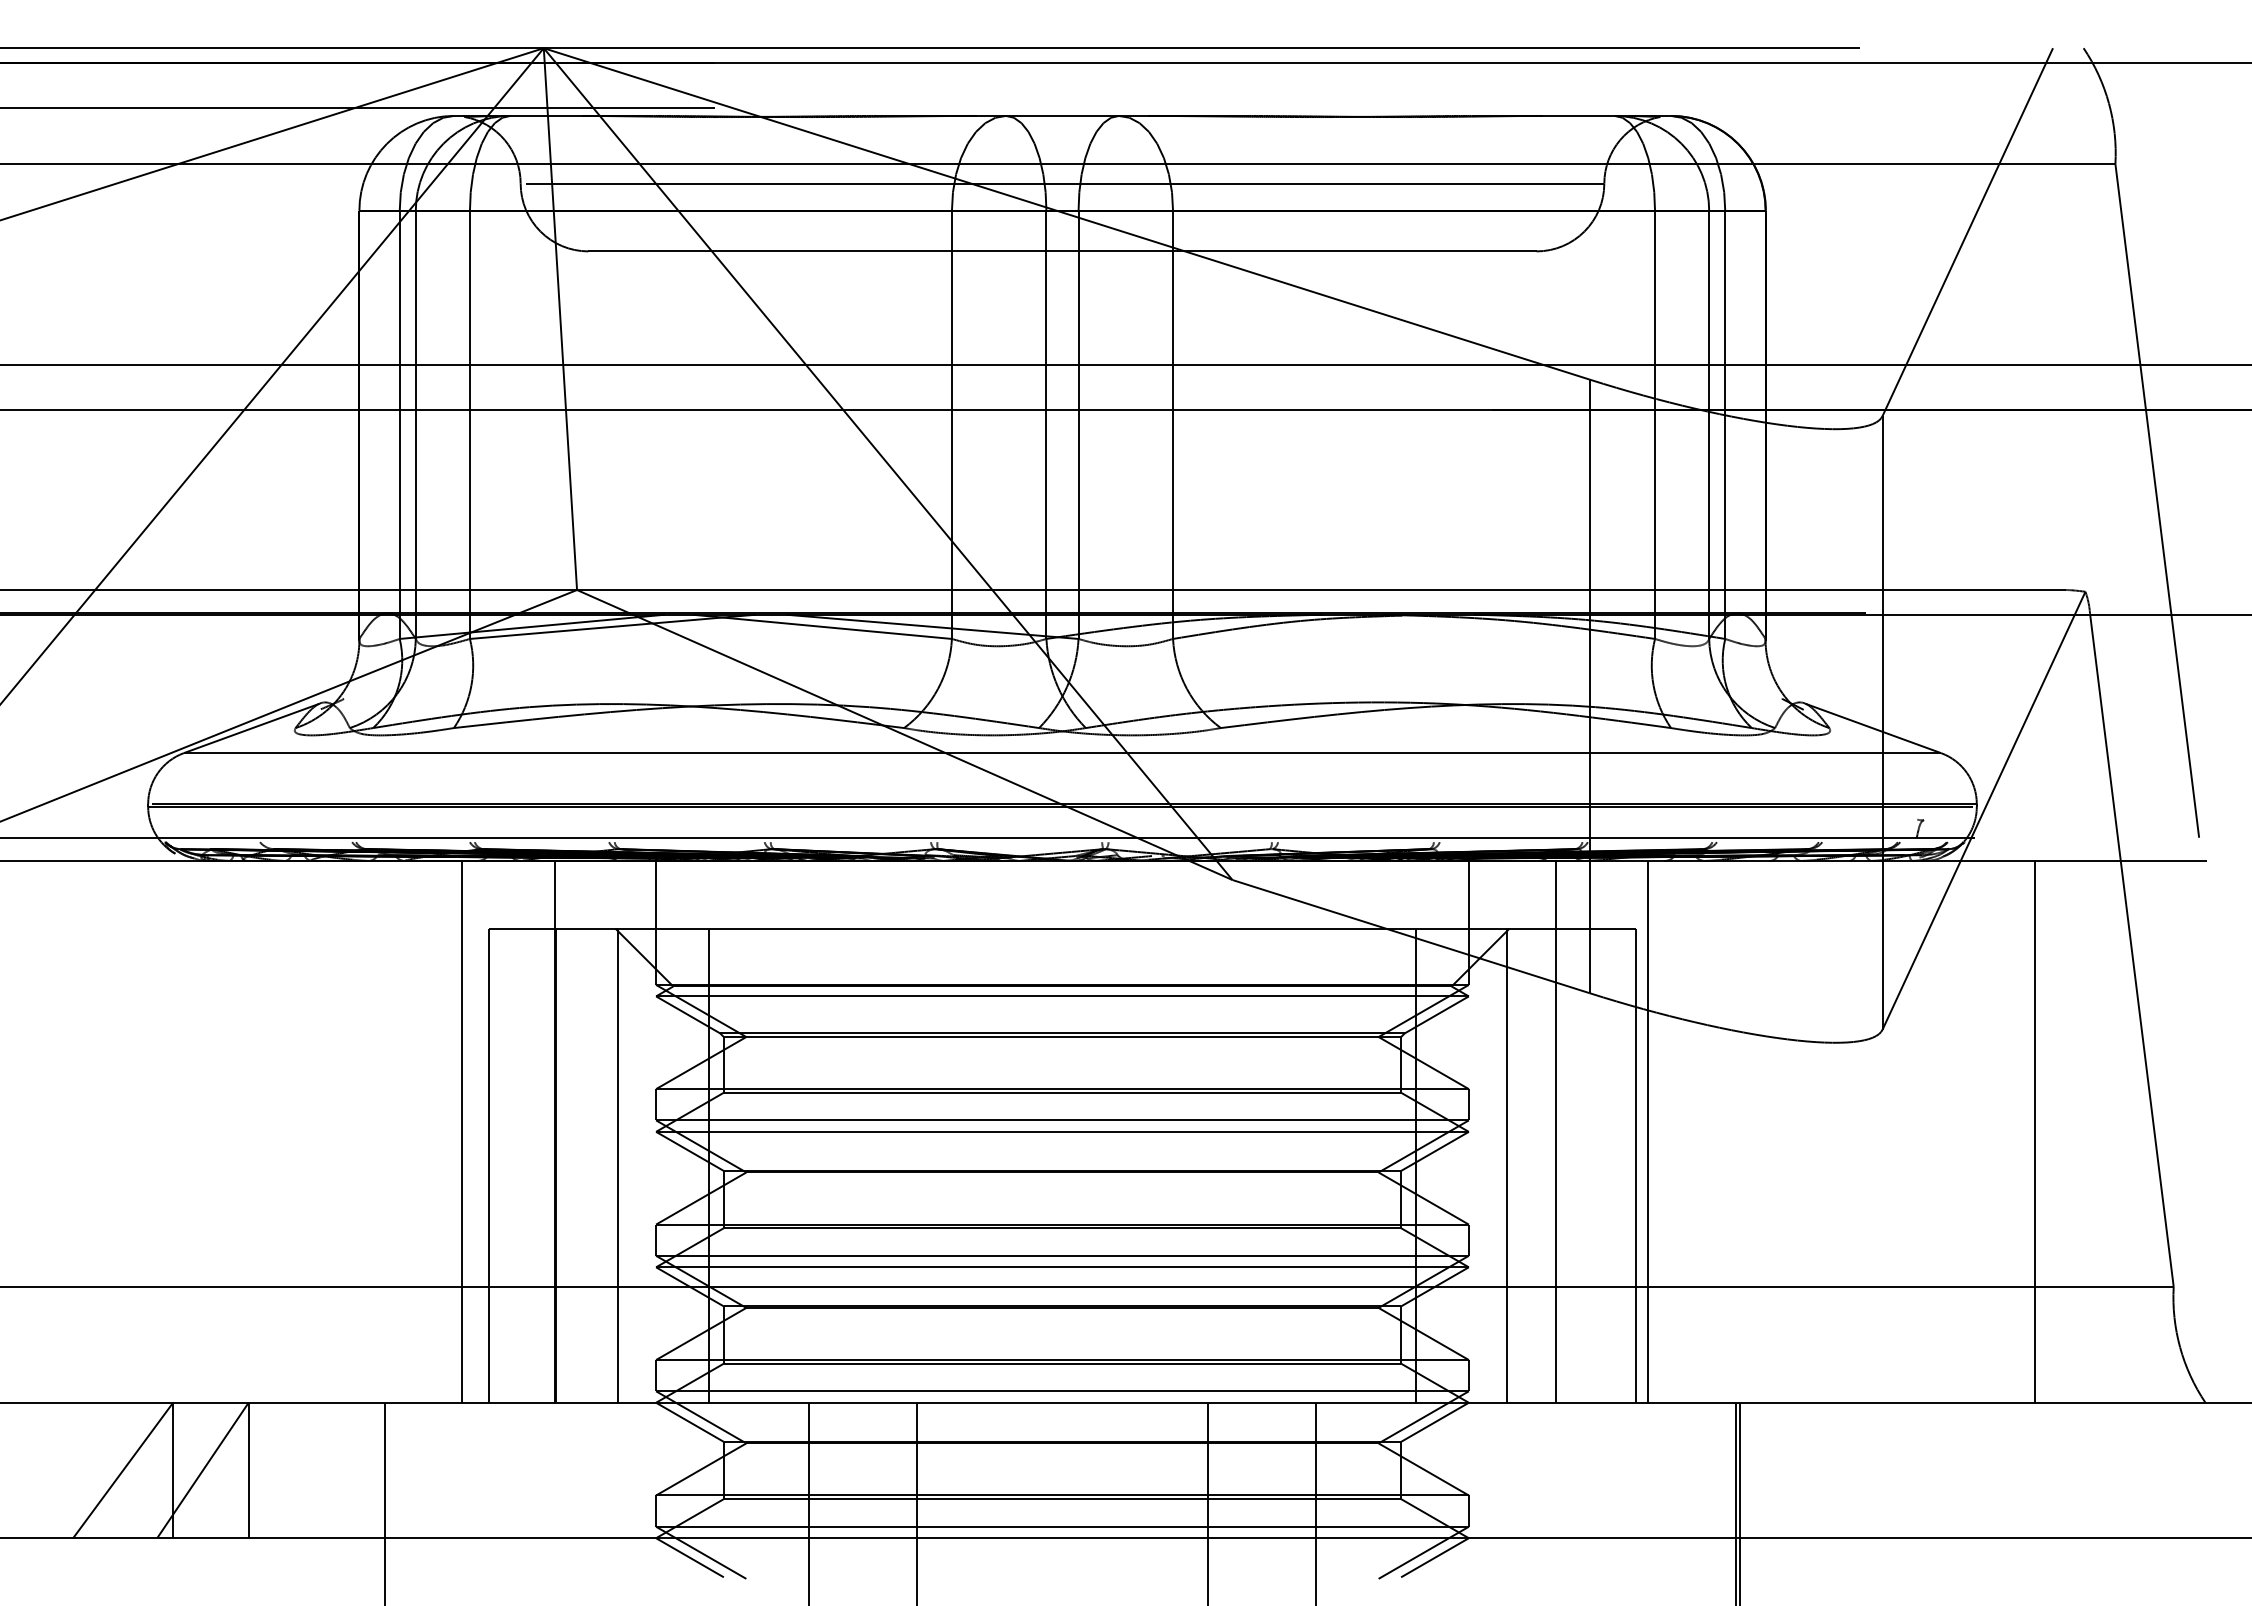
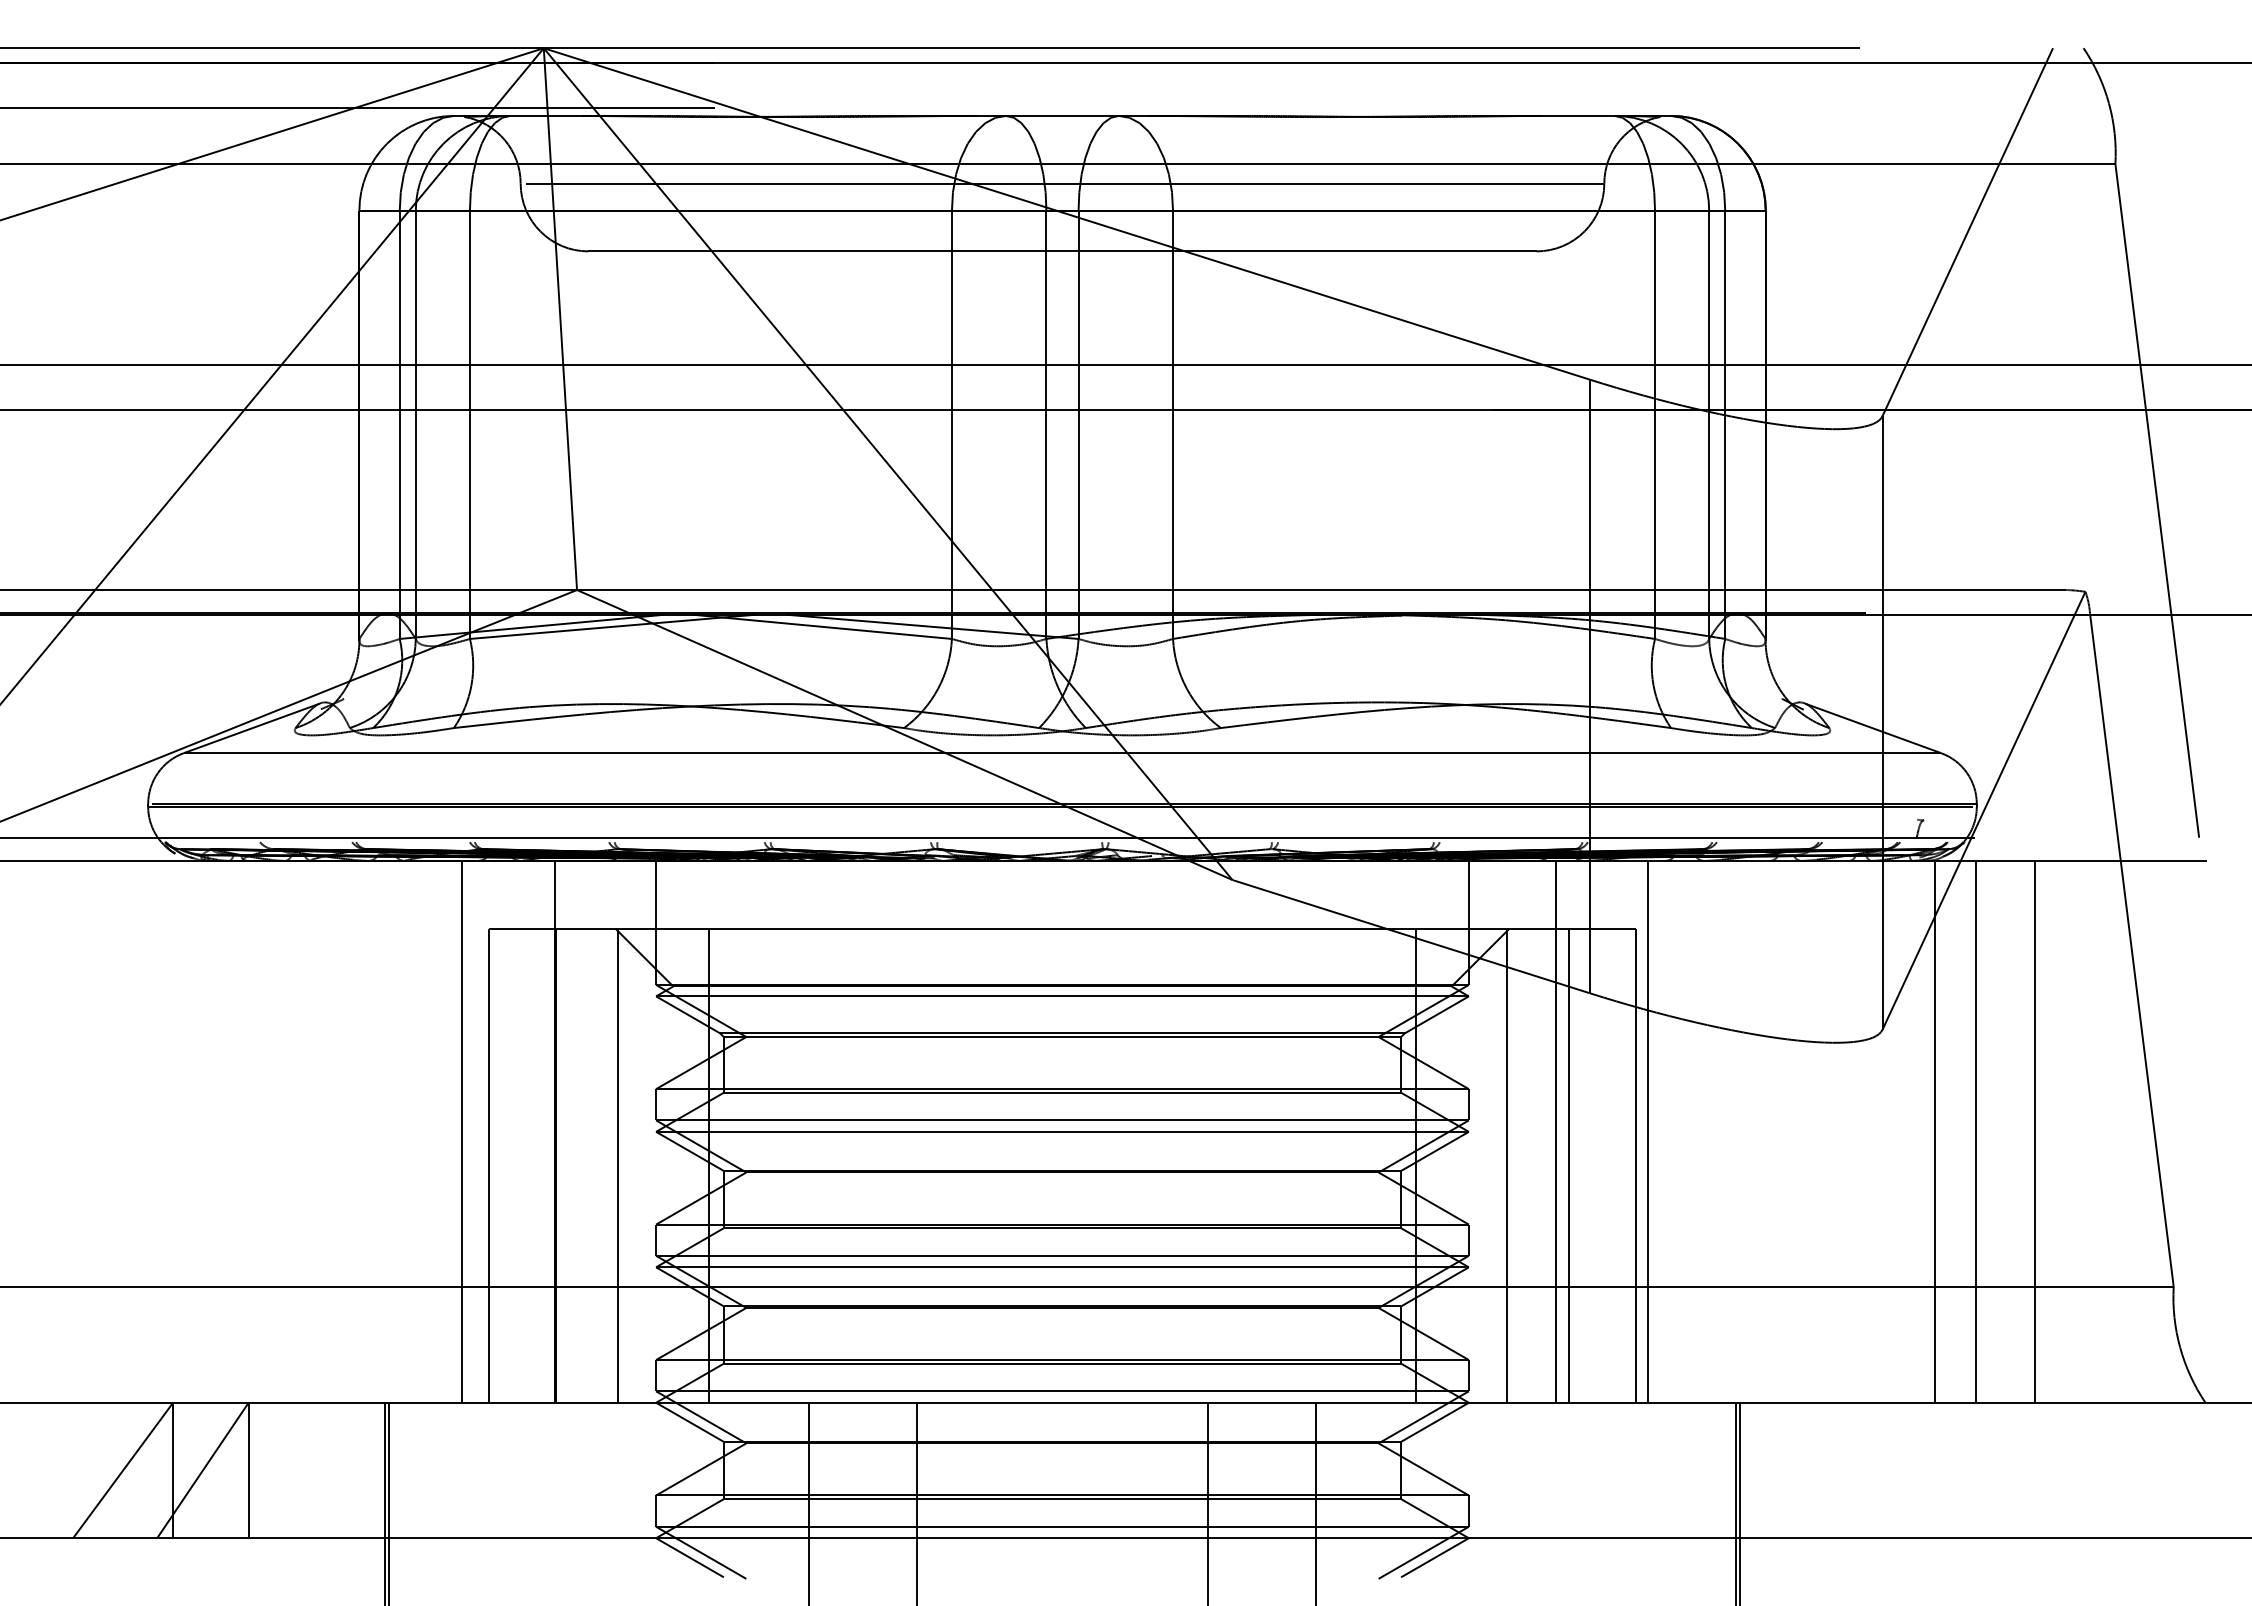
line: none -> present (1934, 1131)
line: none -> present (1976, 1131)
line: none -> present (1568, 1165)
line: none -> present (388, 1502)
